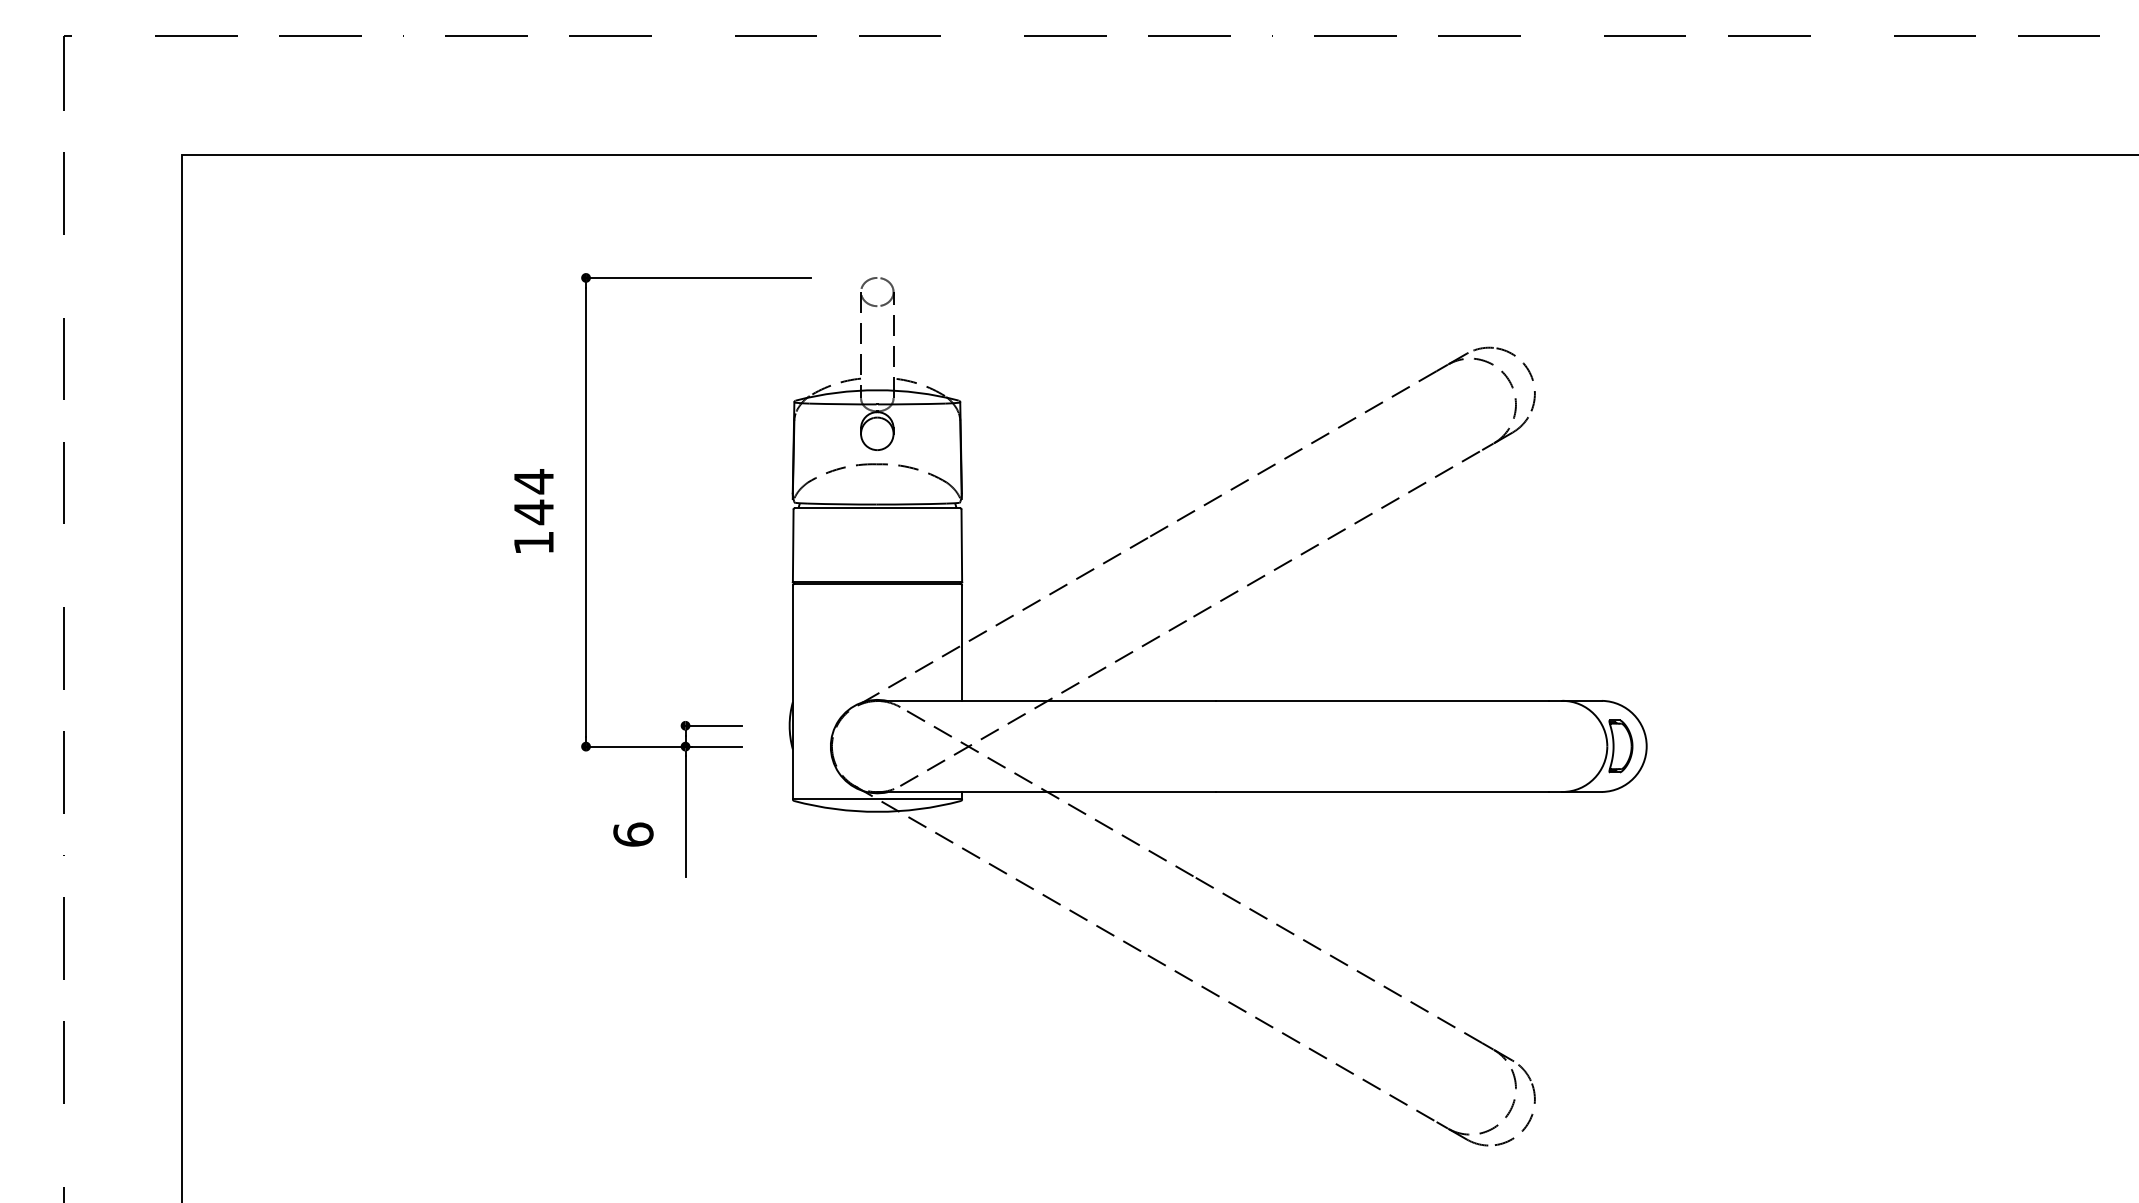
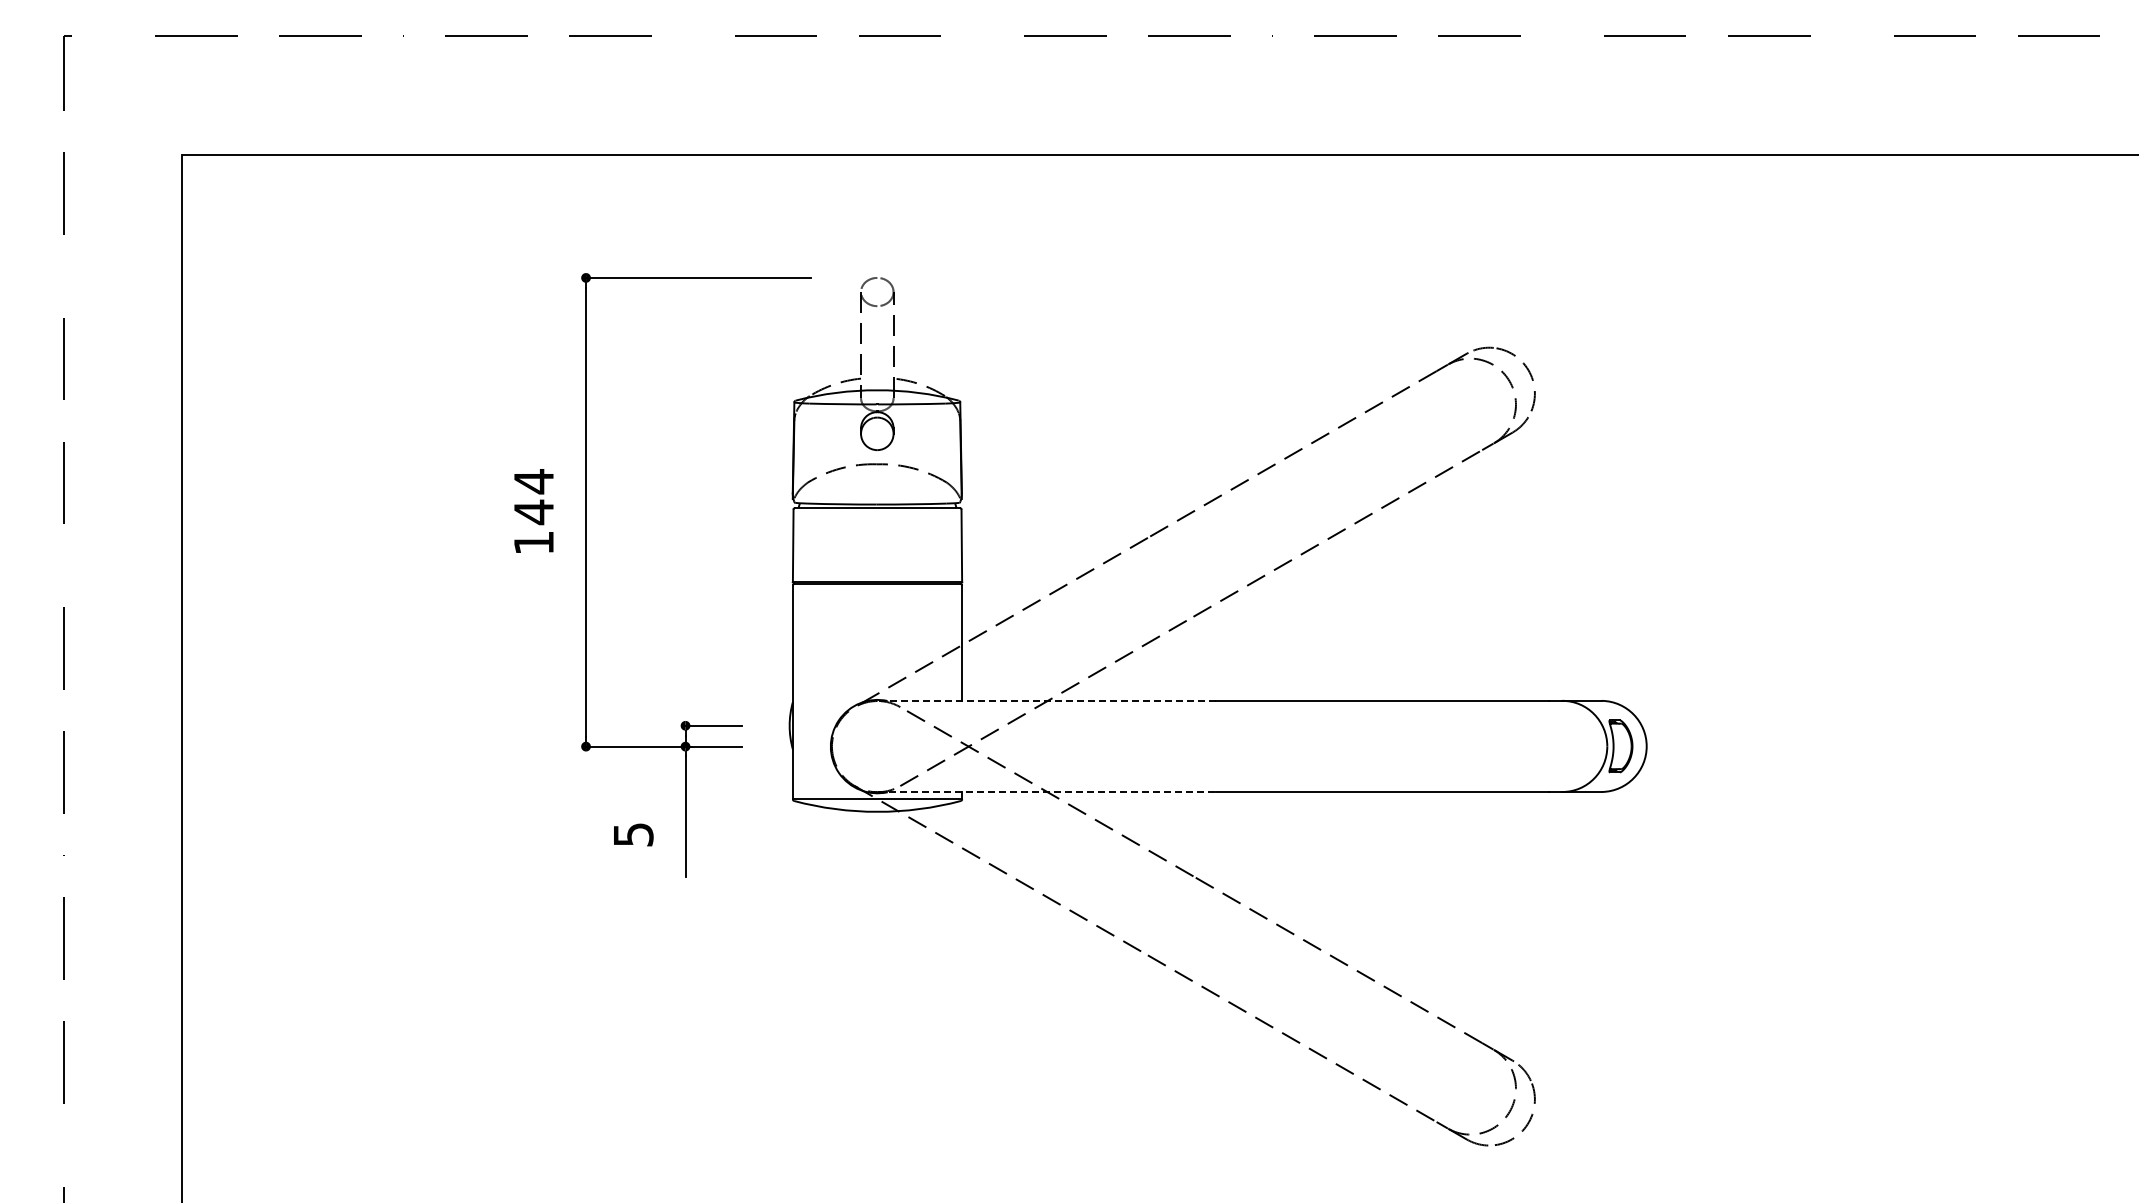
line: solid -> dashed (1046, 701)
line: solid -> dashed (1047, 792)
text: 6 -> 5 (633, 834)
